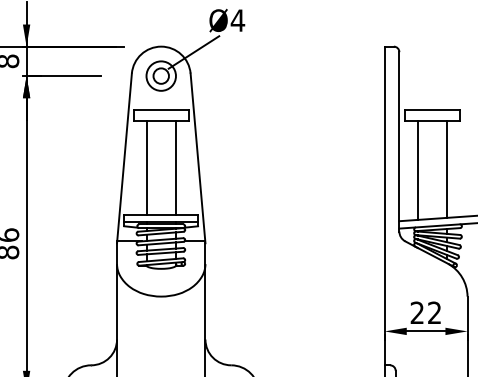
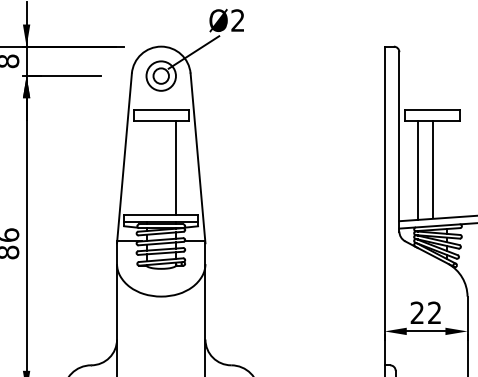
text: Ø4 -> Ø2 (237, 20)
line: present -> none (146, 167)
line position: (447, 168) -> (433, 168) (433, 168)
